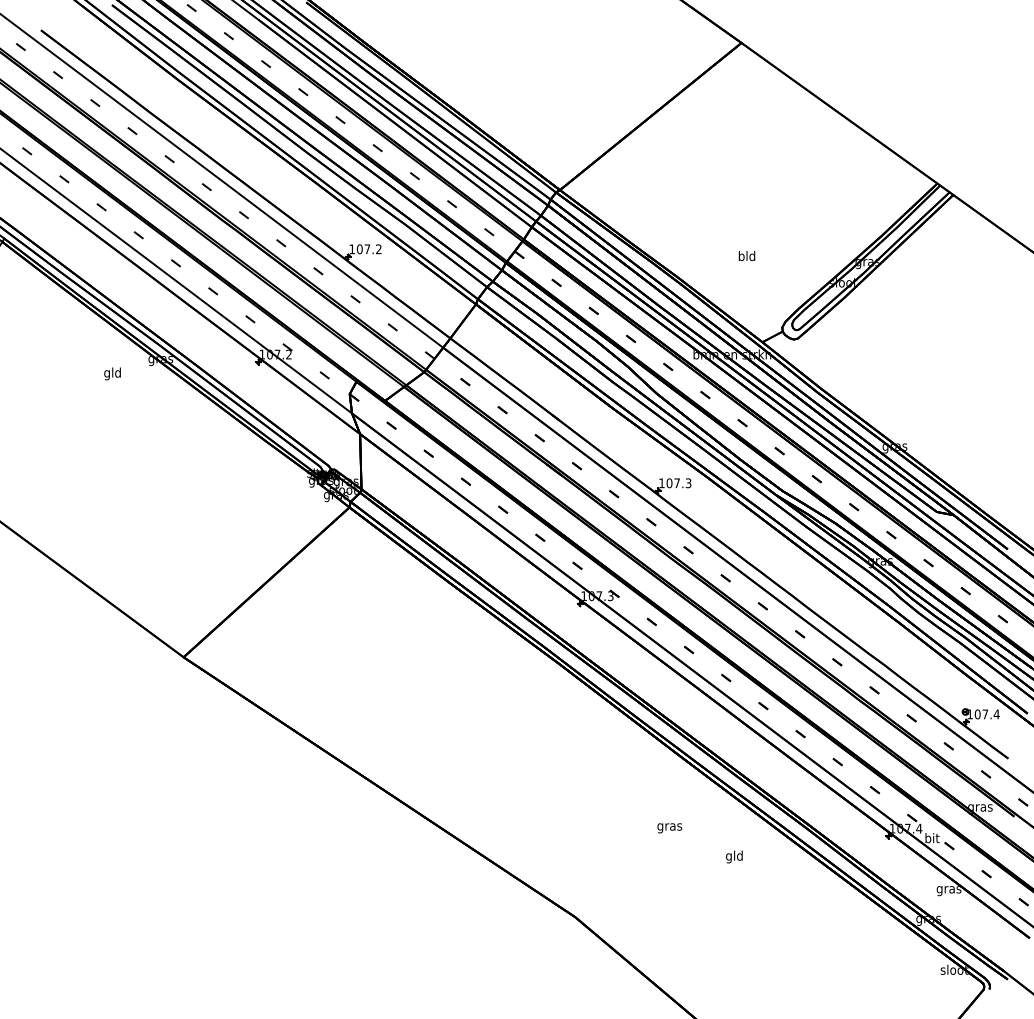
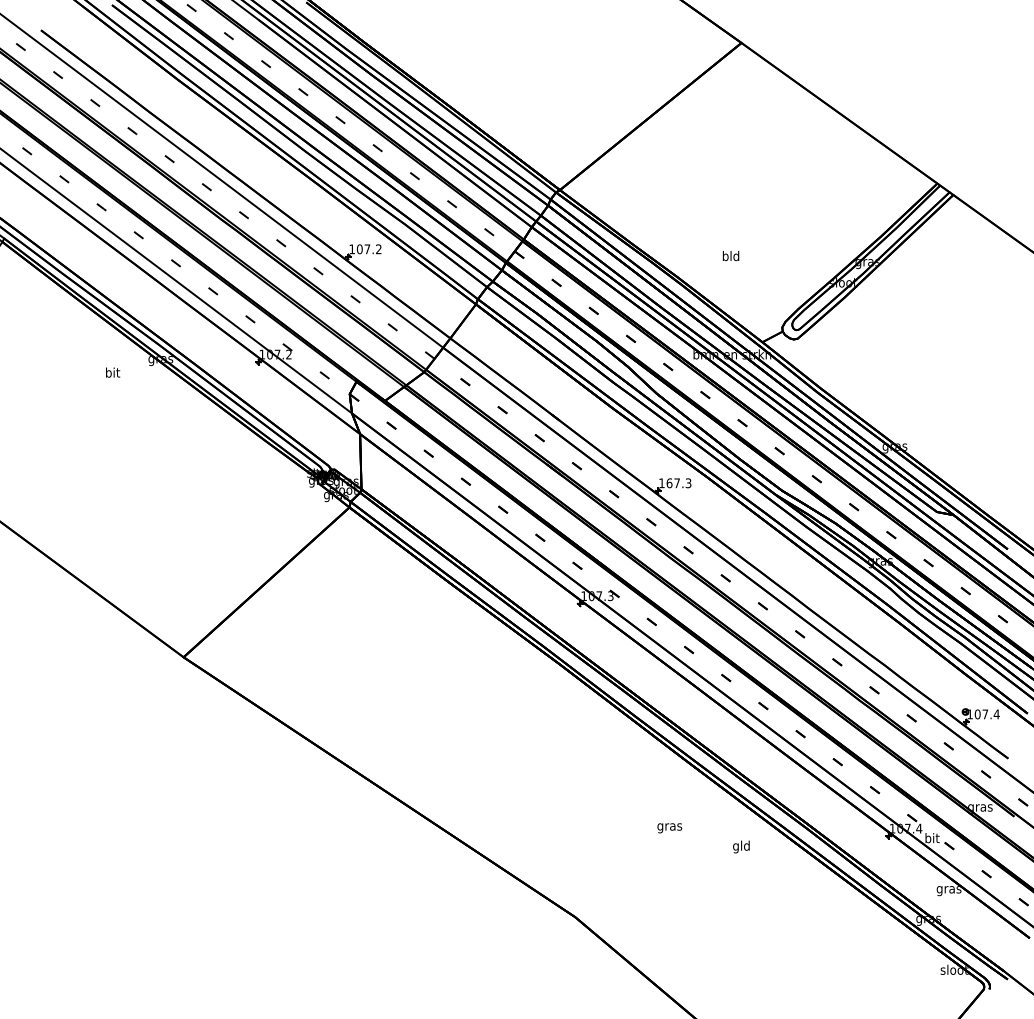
text position: (746, 256) -> (730, 256) (730, 256)
text: gld -> bit (112, 373)
text: 107.3 -> 167.3 (669, 482)
text position: (734, 856) -> (741, 846) (741, 846)
